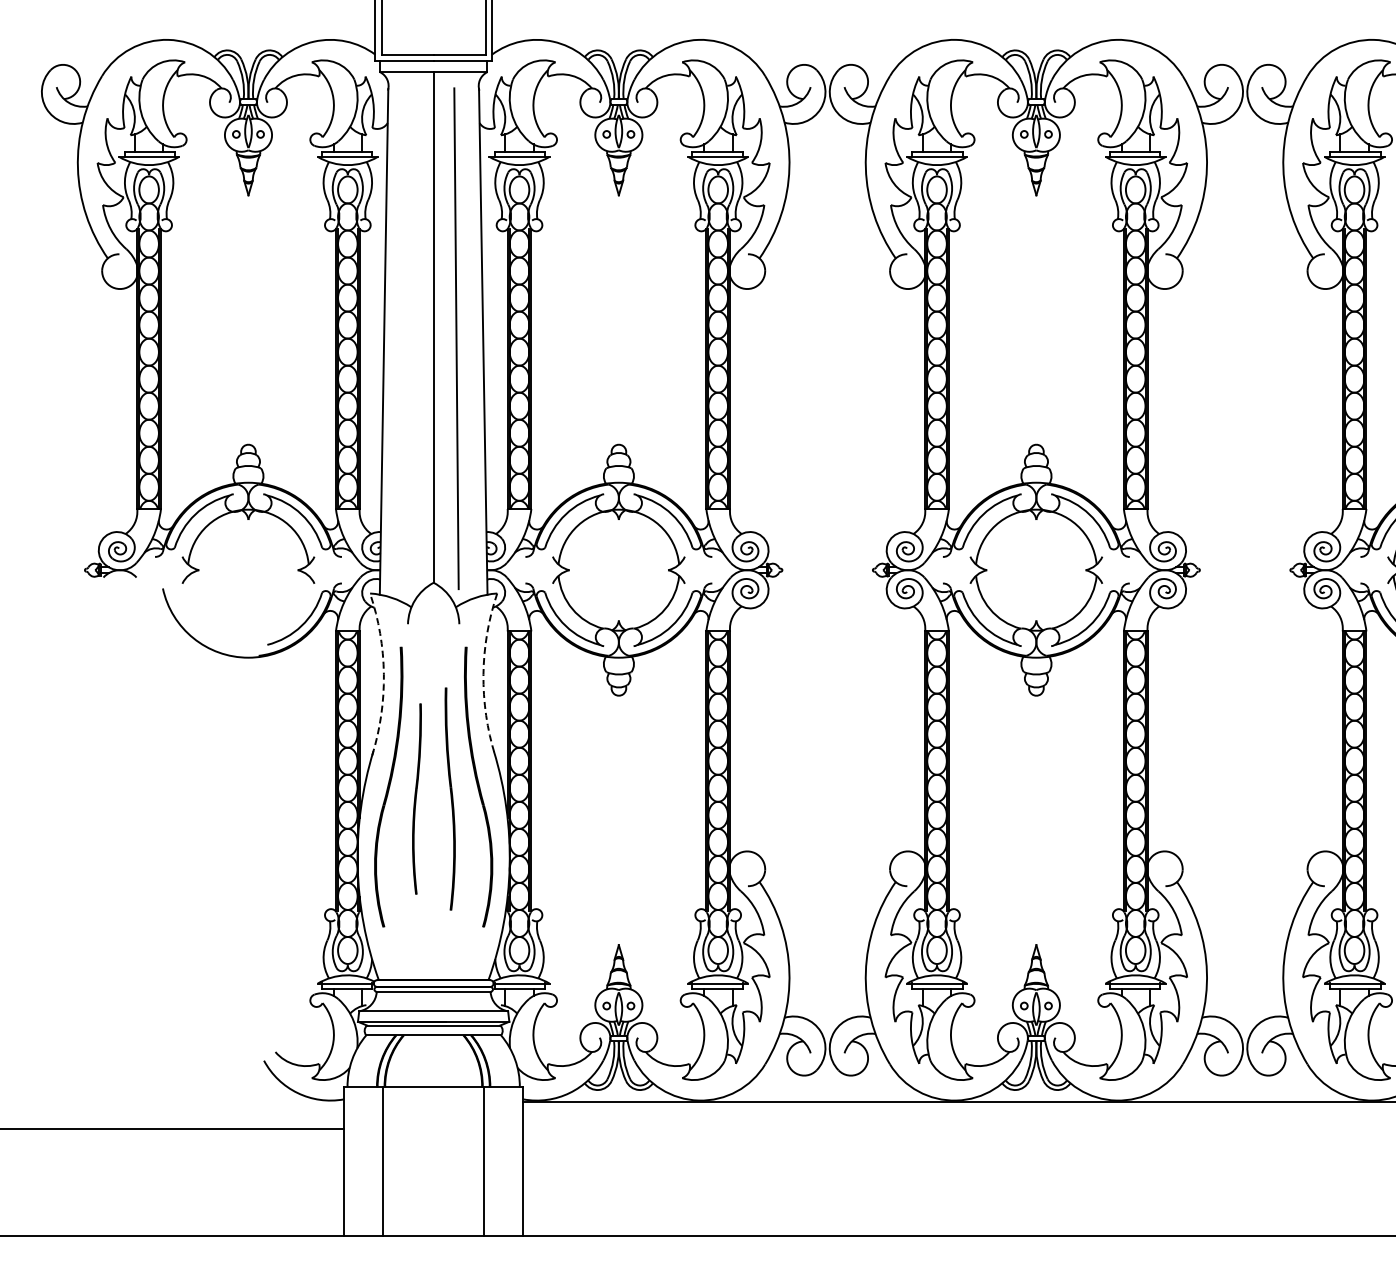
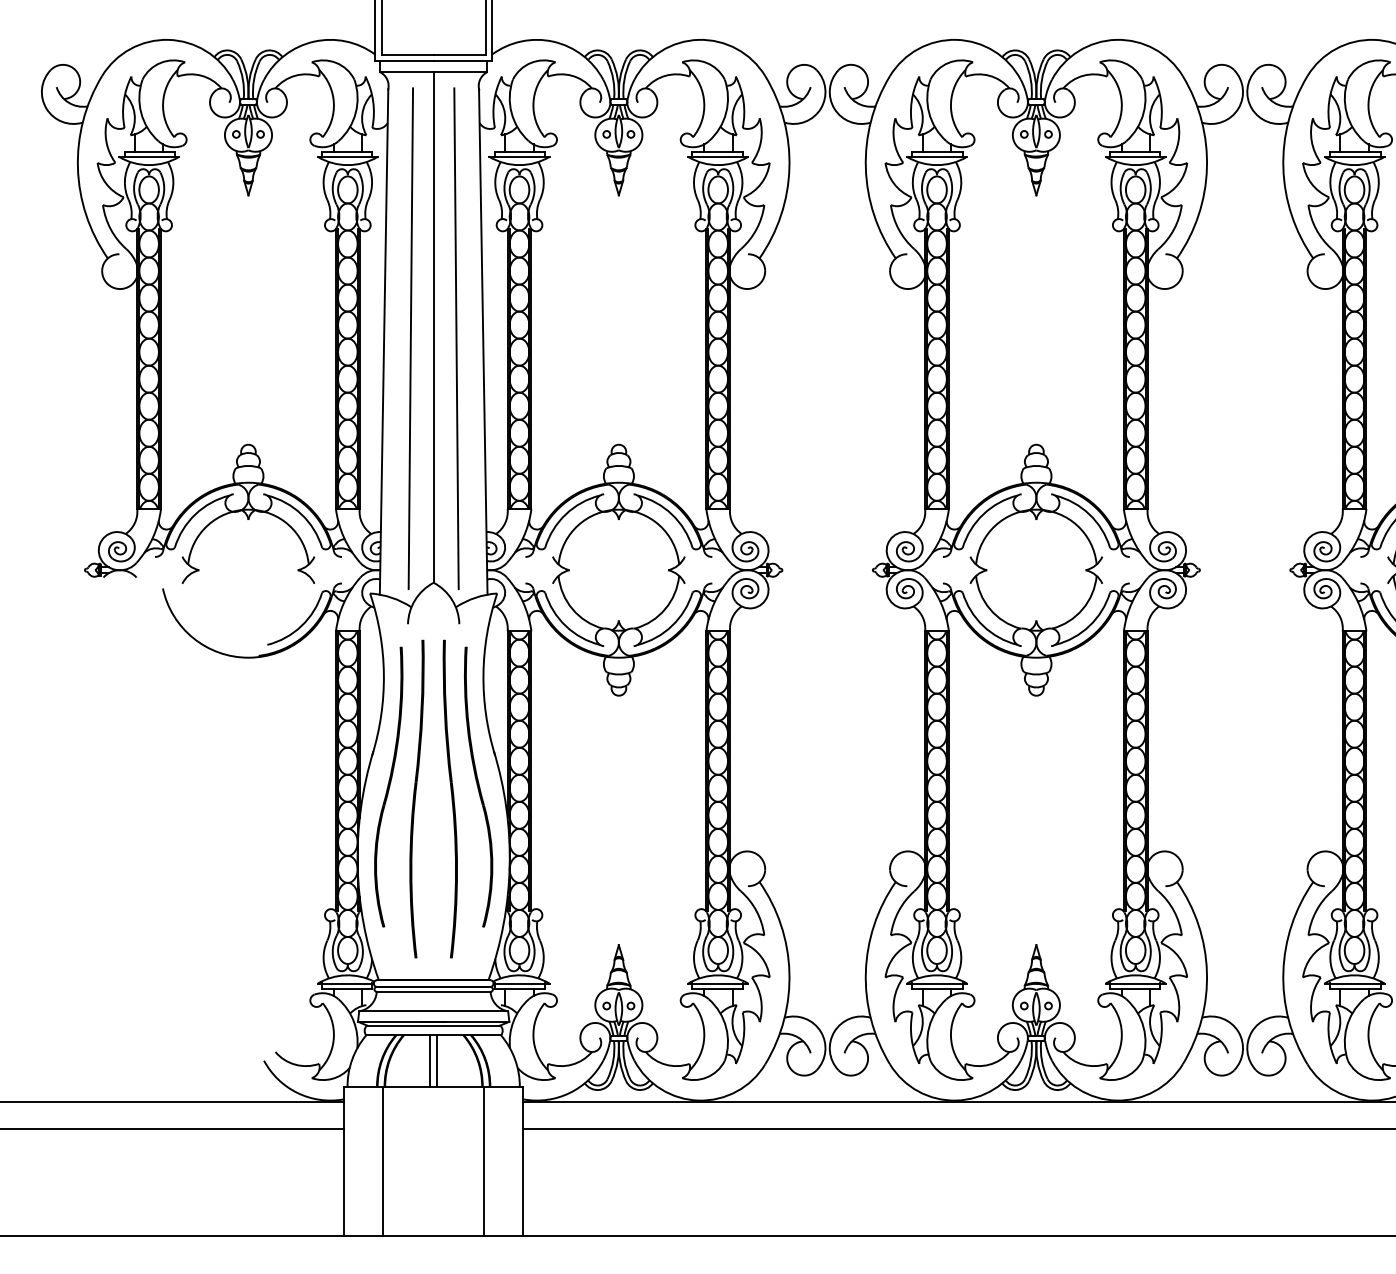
line: none -> present (410, 338)
arc: dashed -> solid (383, 674)
arc: dashed -> solid (483, 674)
part size: 10x192 px -> 16x320 px (416, 798)
part size: 12x224 px -> 16x320 px (449, 798)
line: none -> present (429, 1061)
line: none -> present (437, 1061)
line: none -> present (172, 1102)
line: none -> present (957, 1129)
